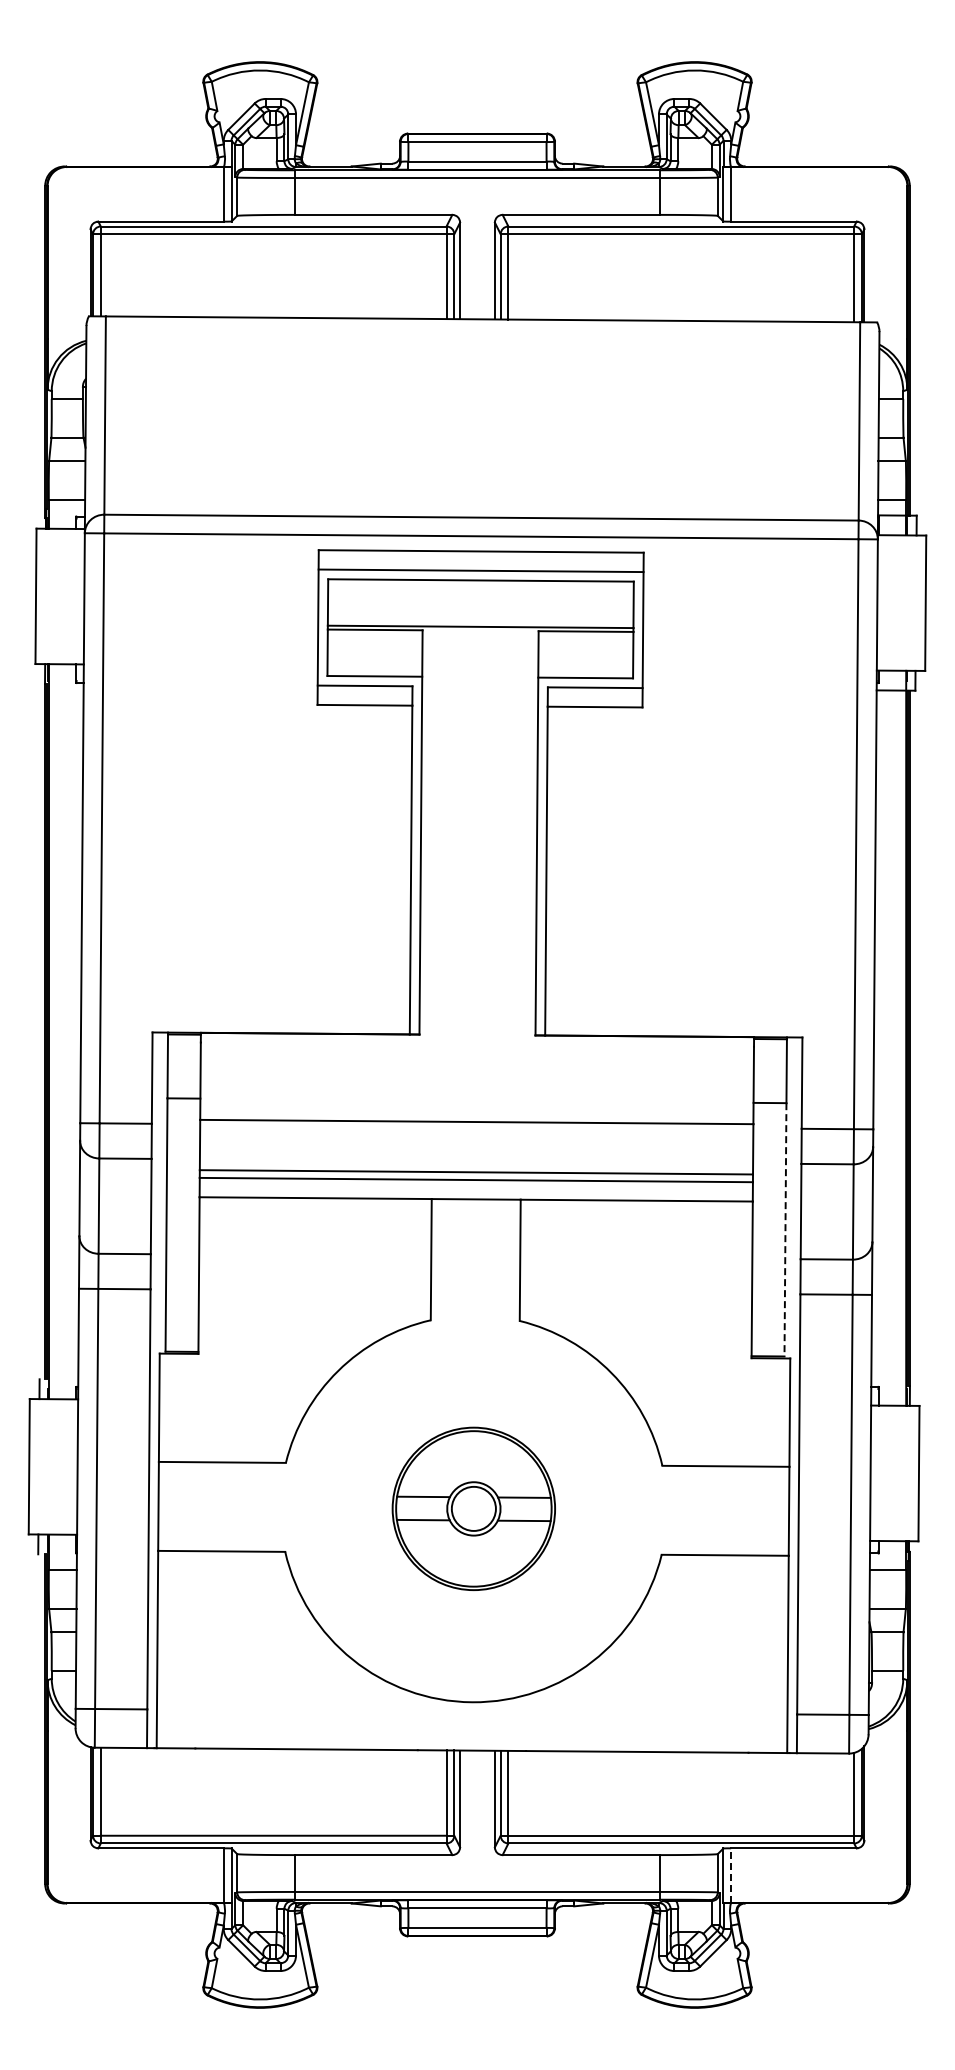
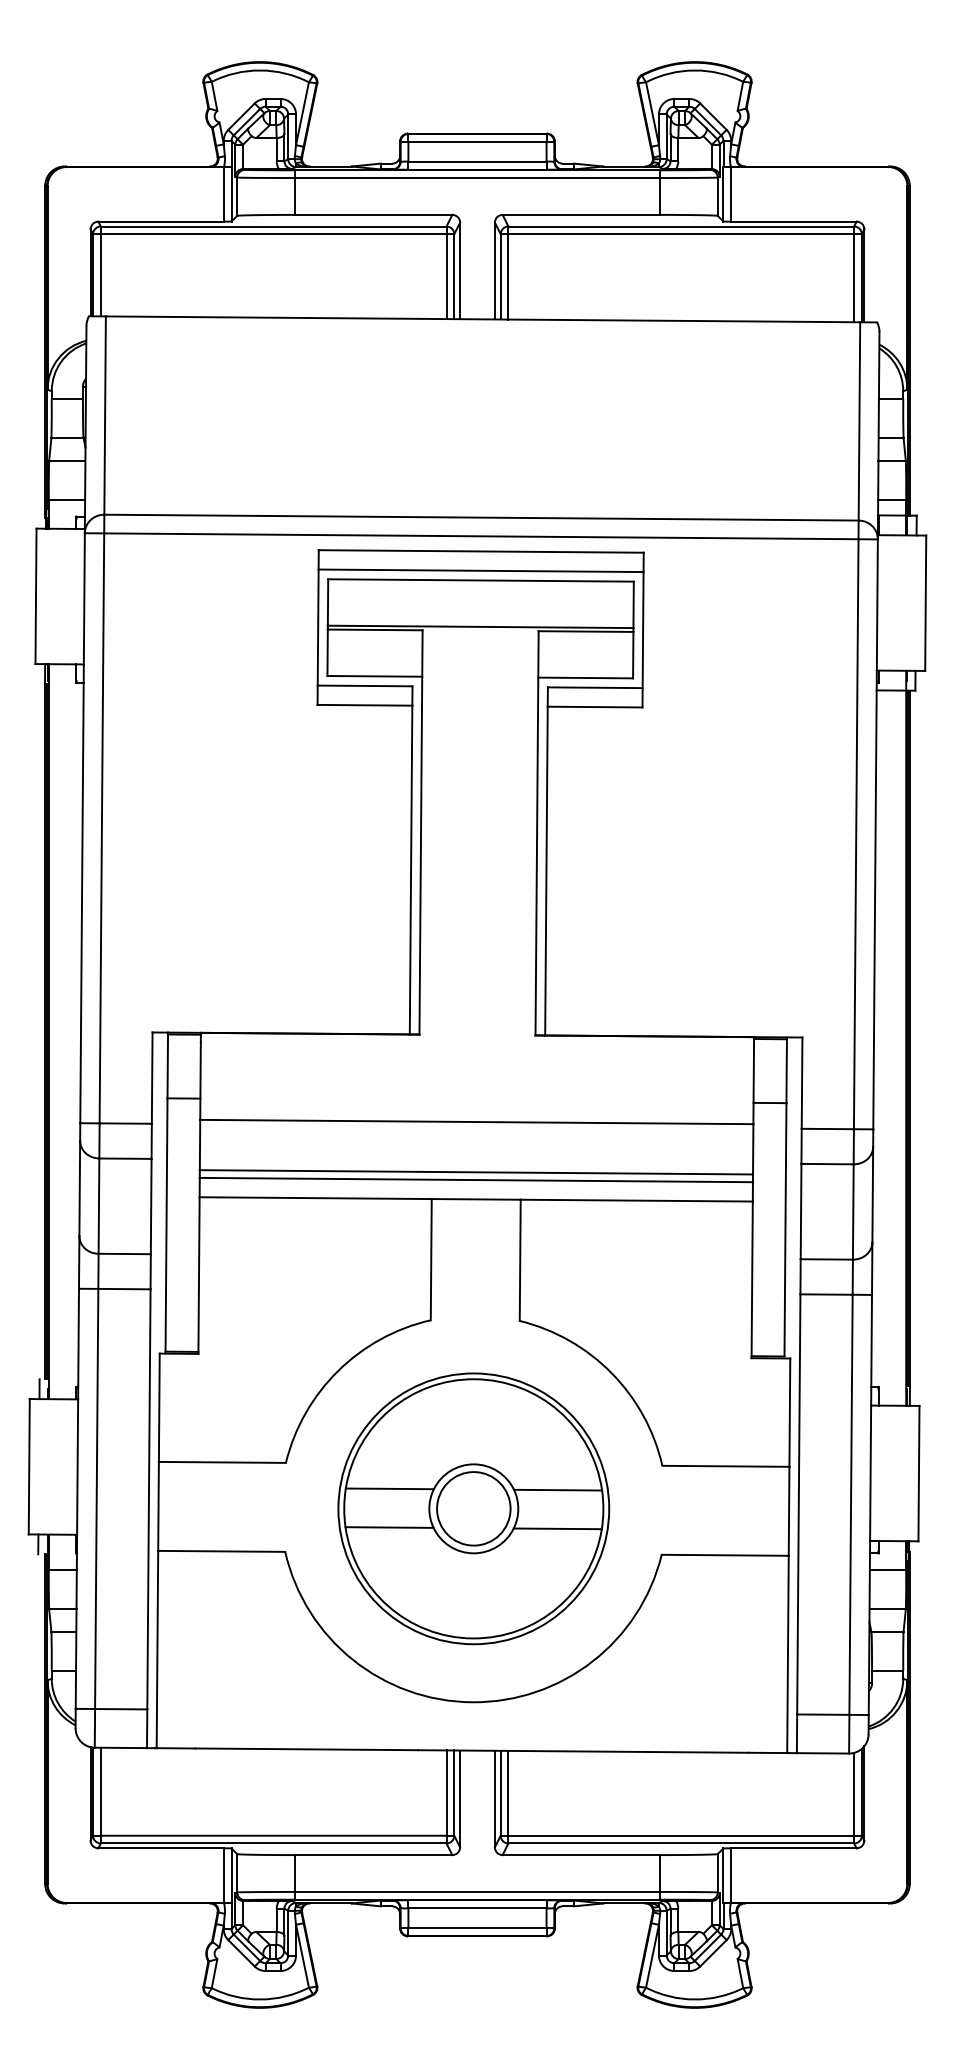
line: dashed -> solid (785, 1229)
part size: 165x165 px -> 274x274 px (473, 1508)
line: dashed -> solid (731, 1875)
